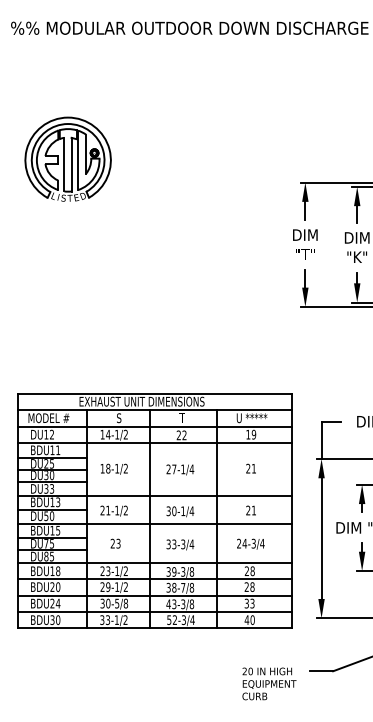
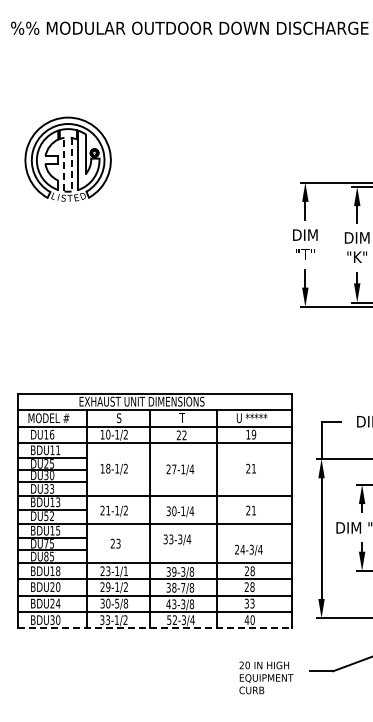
line: solid -> dashed (64, 164)
line: solid -> dashed (71, 164)
text: DU12 -> DU16 (52, 434)
text: 14-1/2 -> 10-1/2 (108, 434)
text: DU50 -> DU52 (51, 515)
text position: (250, 543) -> (248, 549) (248, 549)
text position: (180, 544) -> (177, 539) (177, 539)
text: 23-1/2 -> 23-1/1 (125, 570)
line: solid -> dashed (155, 628)
text position: (269, 683) -> (266, 677) (266, 677)
